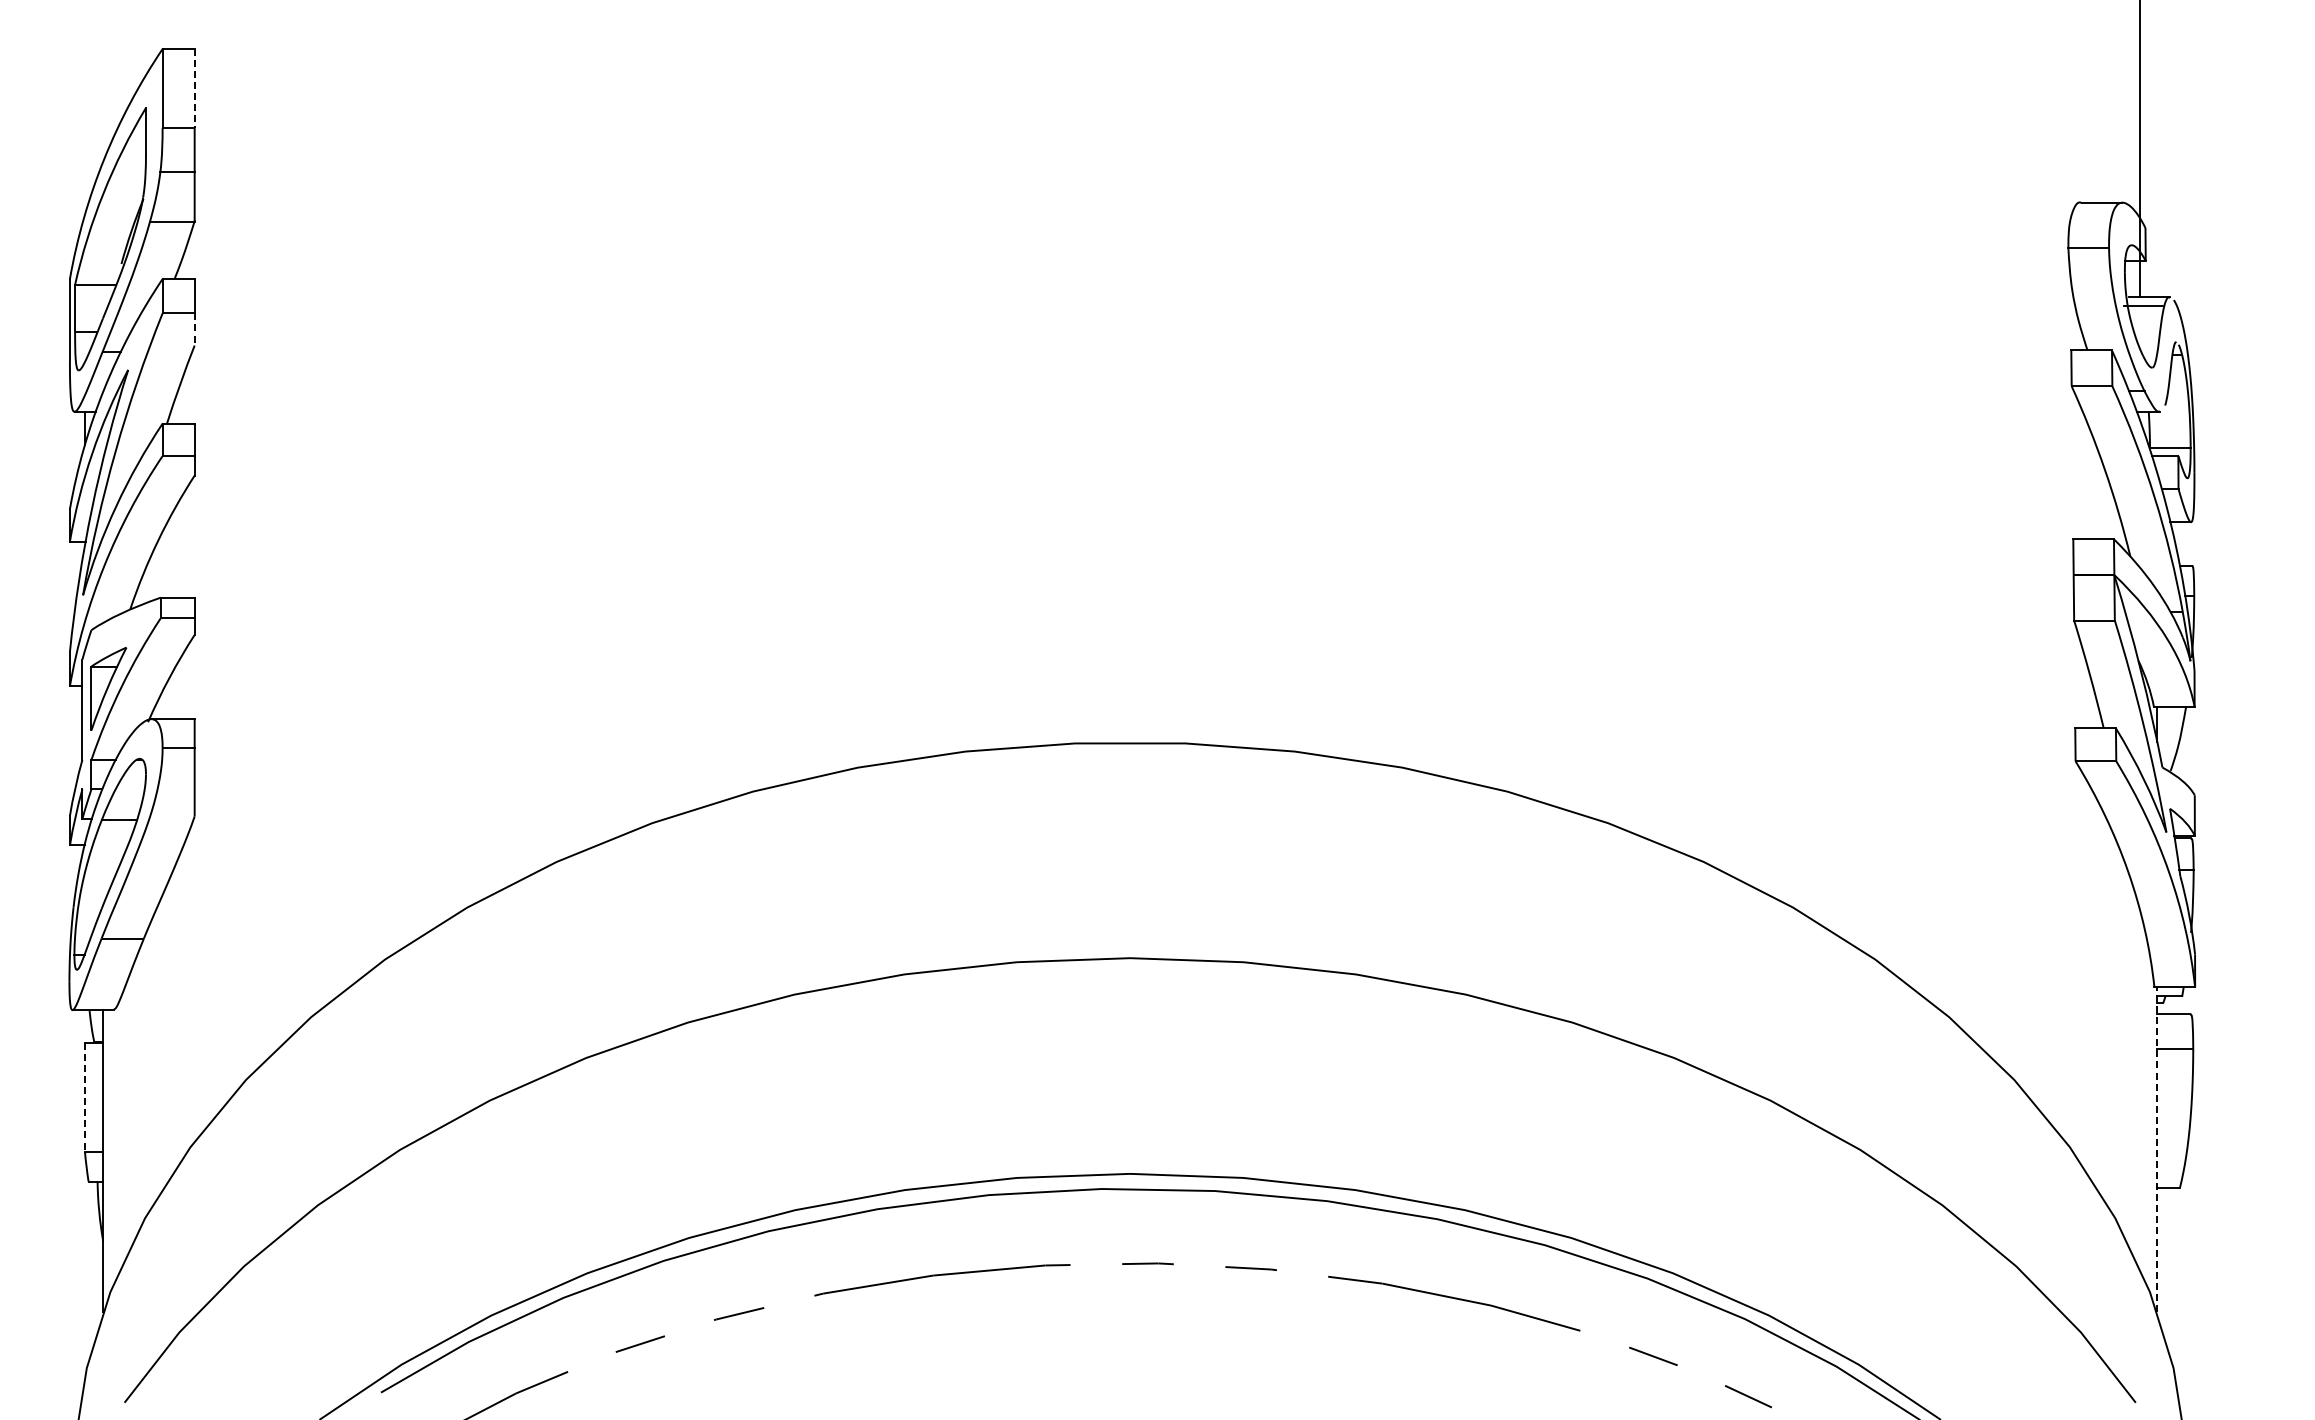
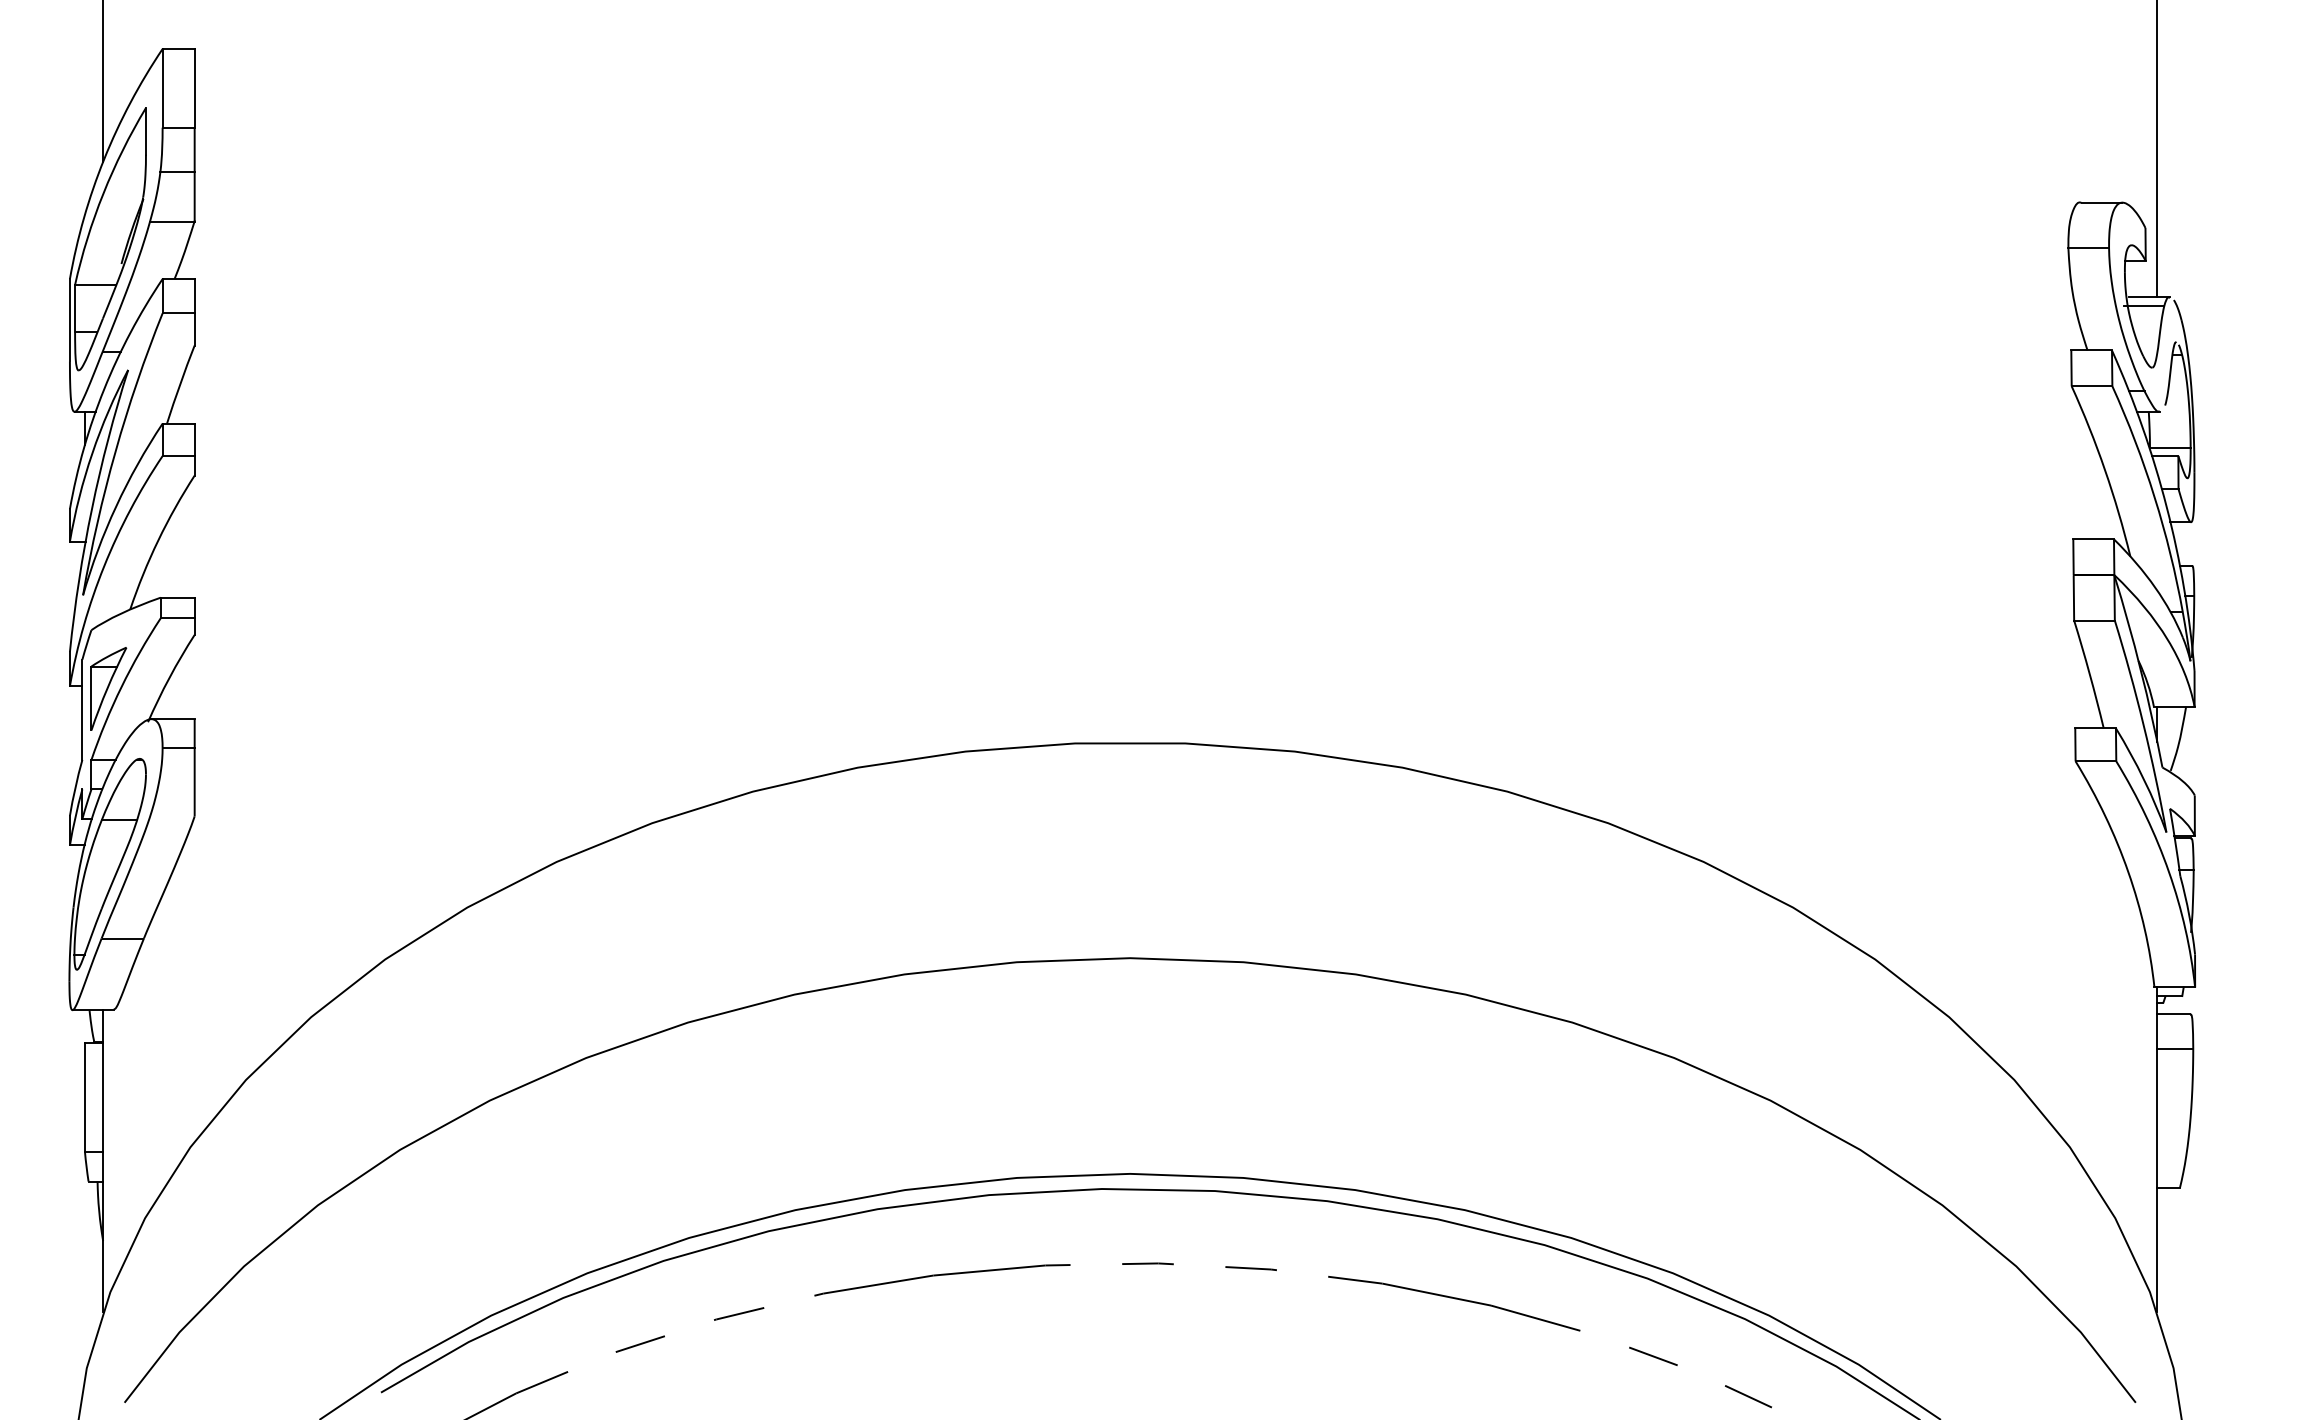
line: none -> present (103, 81)
line: dashed -> solid (194, 88)
line position: (2140, 149) -> (2157, 149) (2157, 149)
line: dashed -> solid (194, 329)
line: dashed -> solid (84, 1097)
line: dashed -> solid (2157, 1149)
